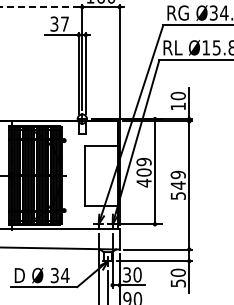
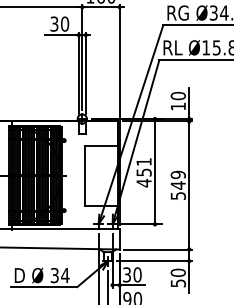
line: dashed -> solid (40, 7)
text: 37 -> 30 (64, 23)
text: 409 -> 451 (143, 167)
